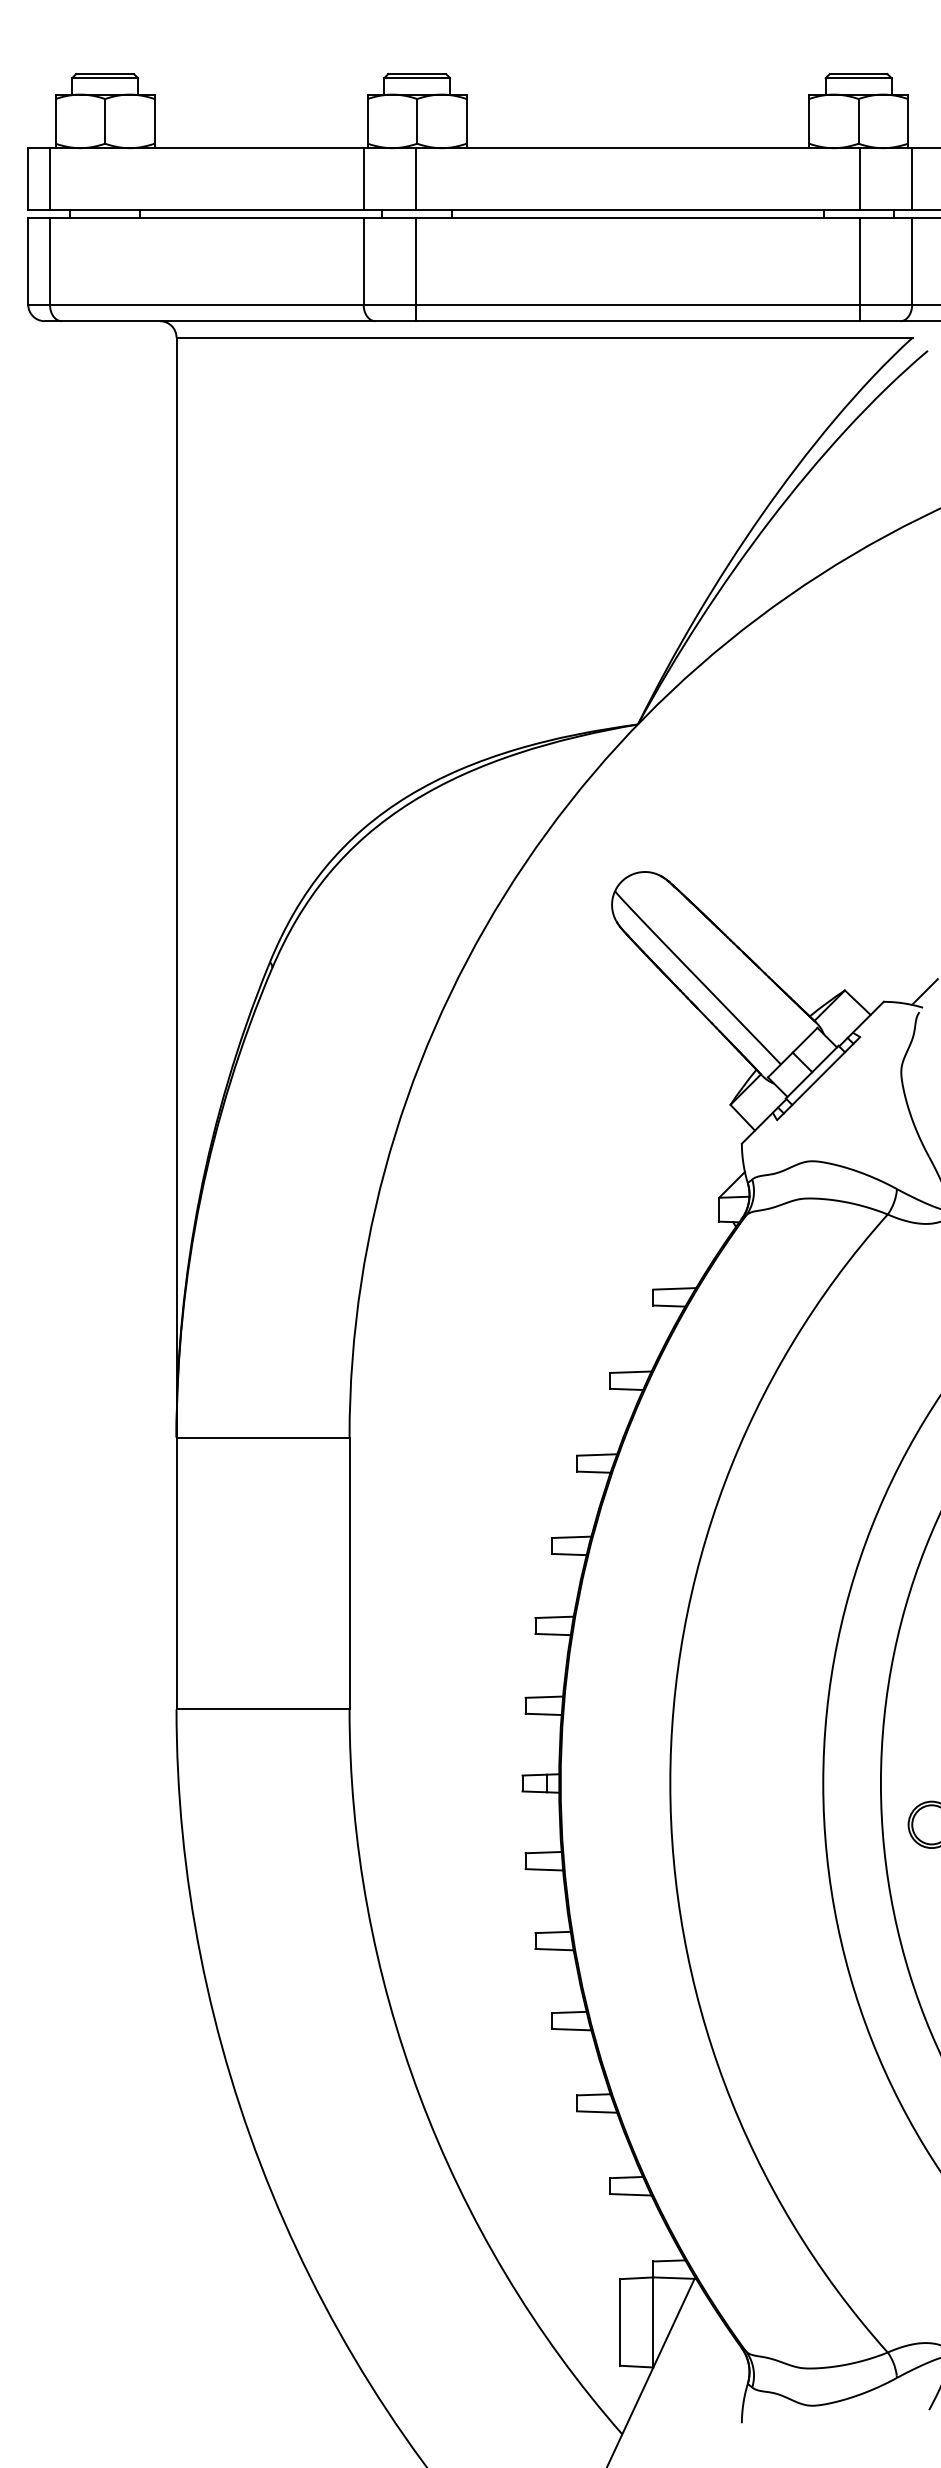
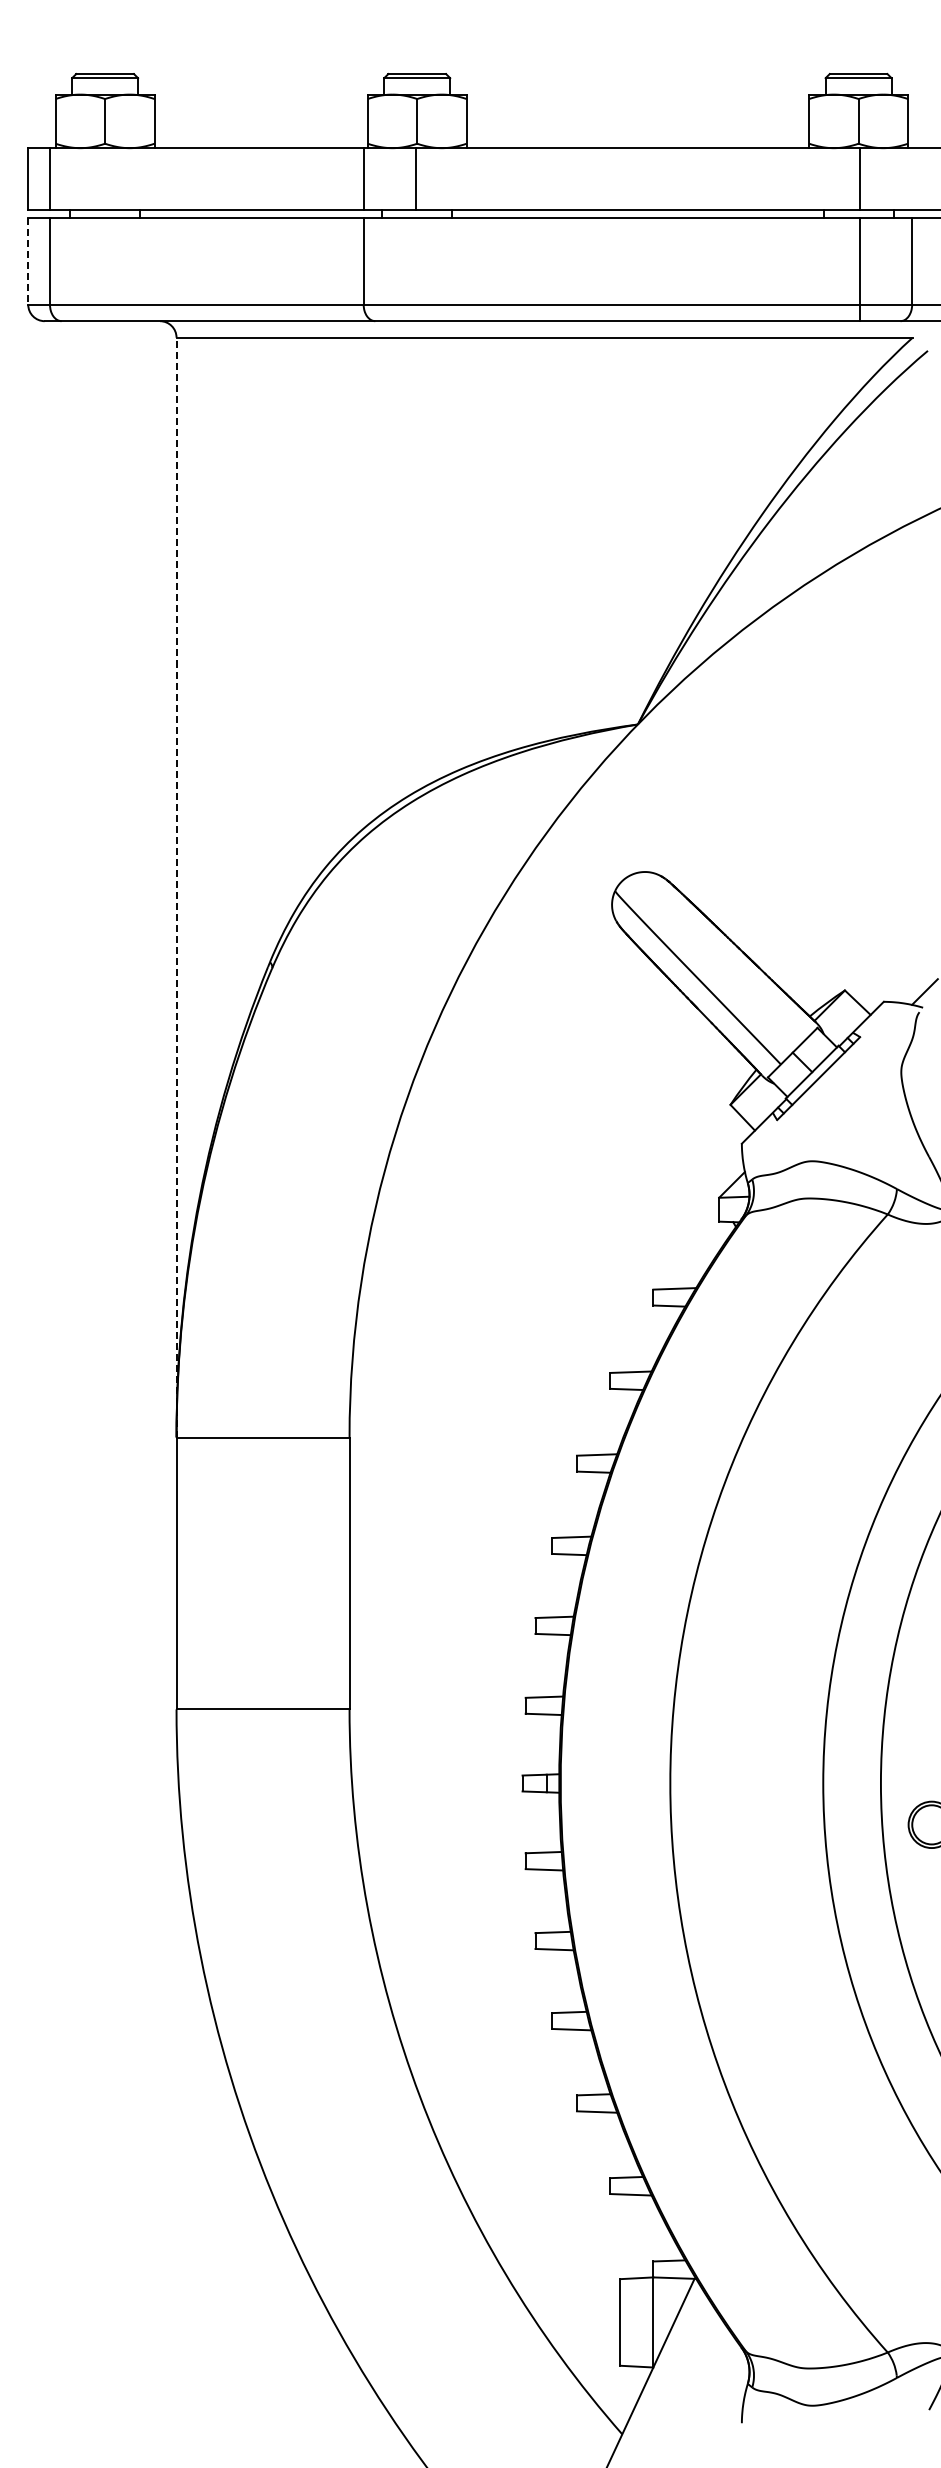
line: present -> none (912, 178)
line: solid -> dashed (28, 261)
line: present -> none (416, 269)
line: solid -> dashed (176, 887)
